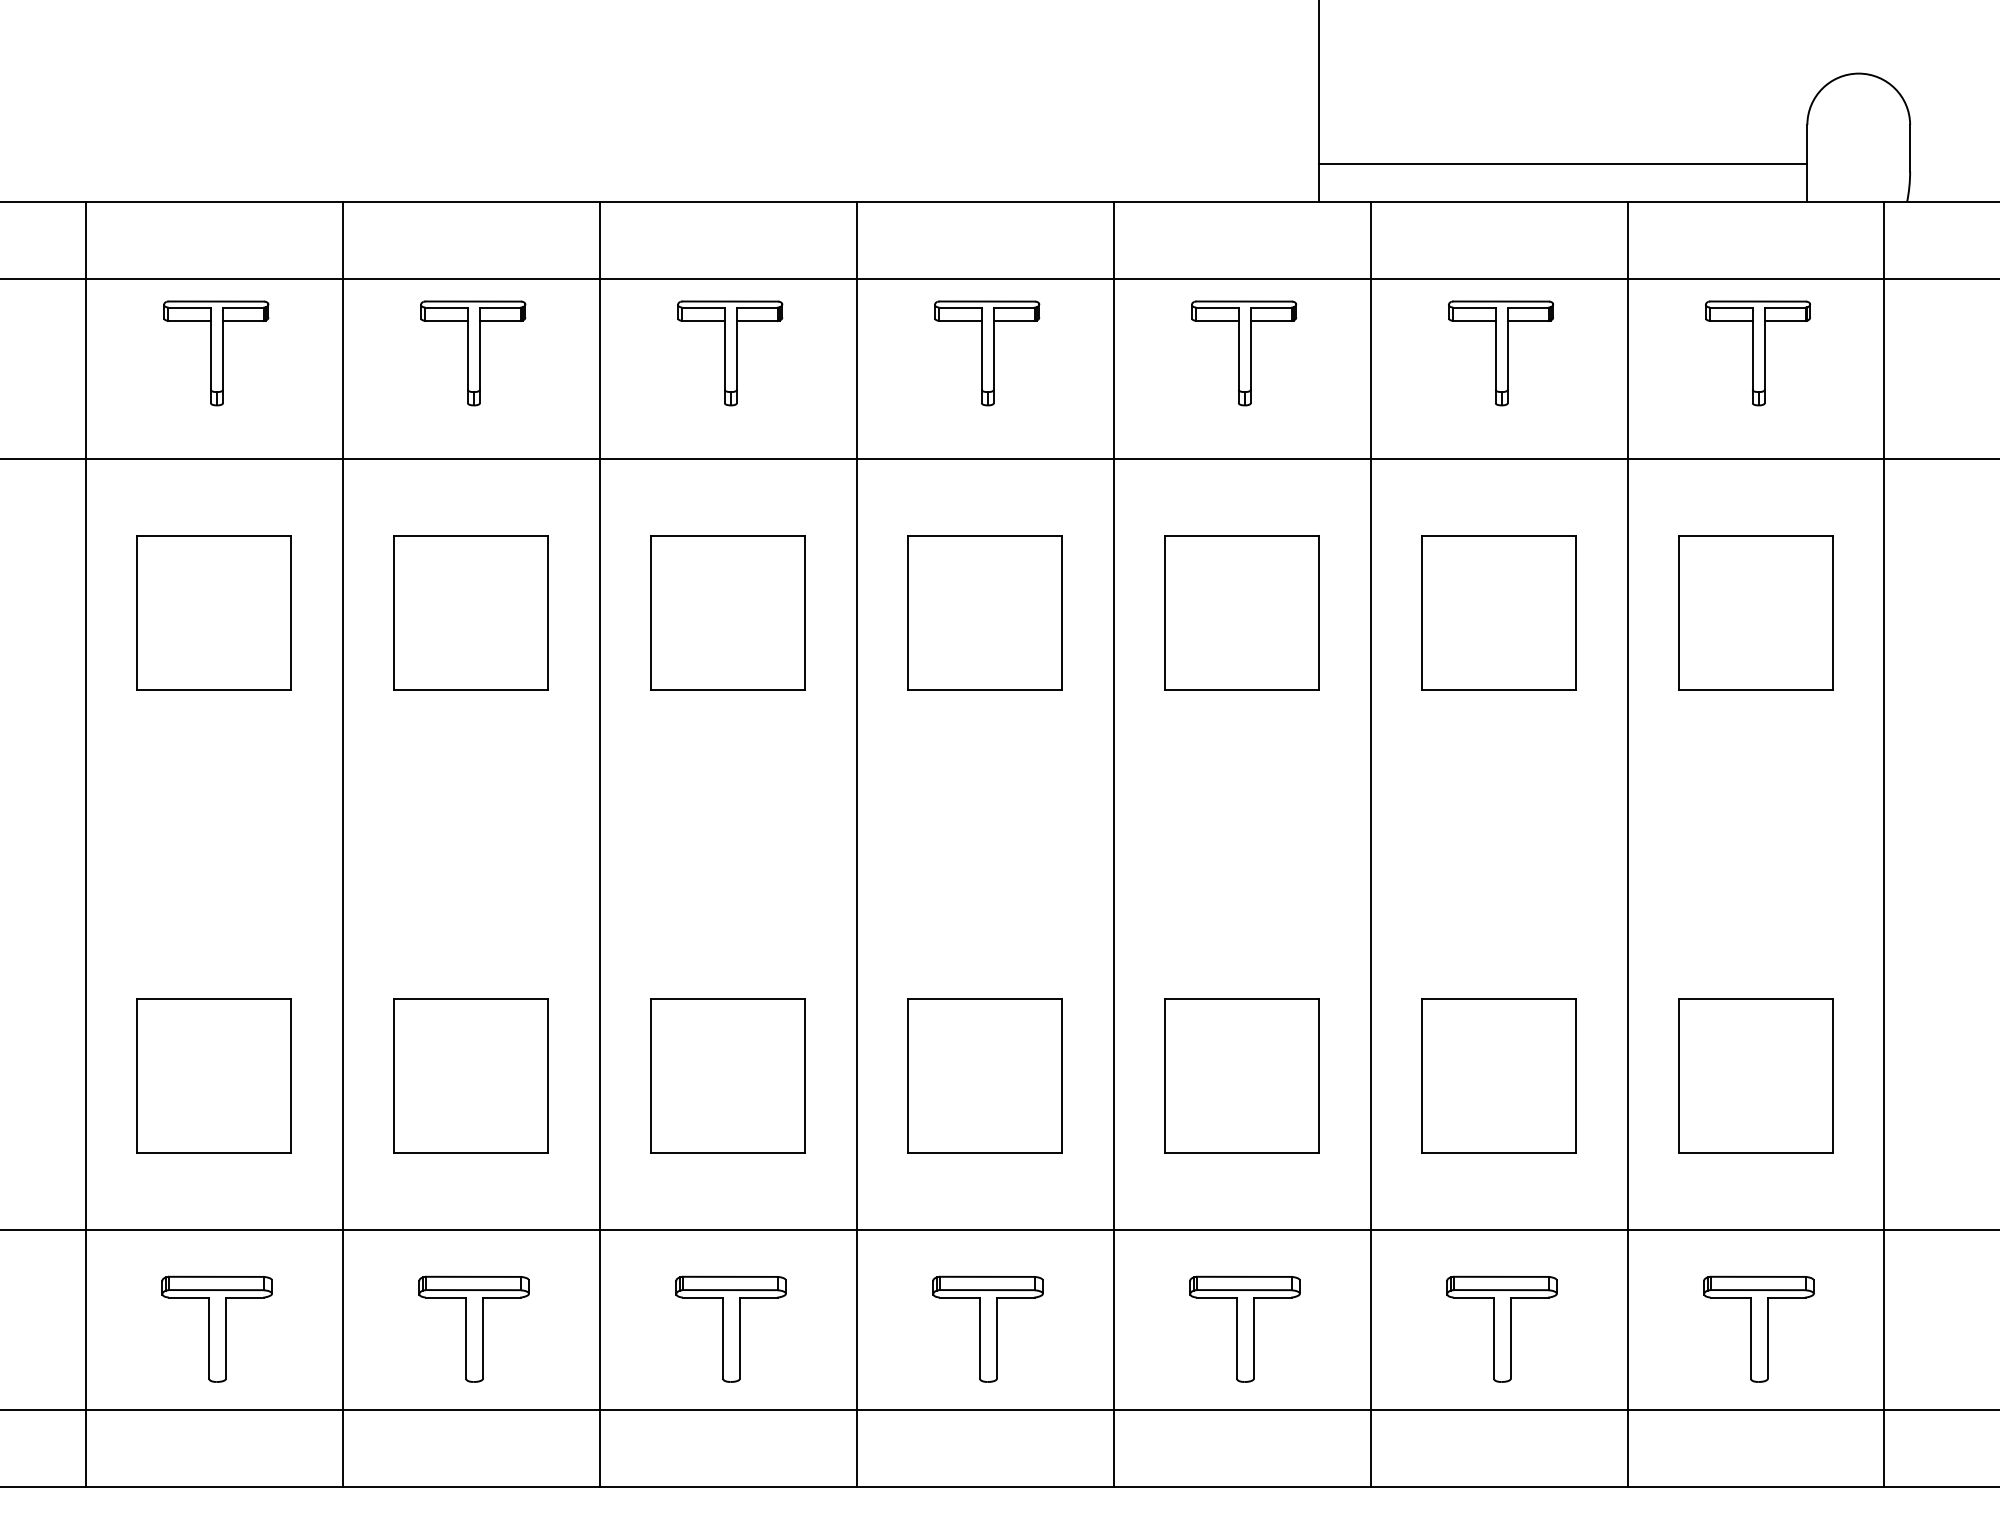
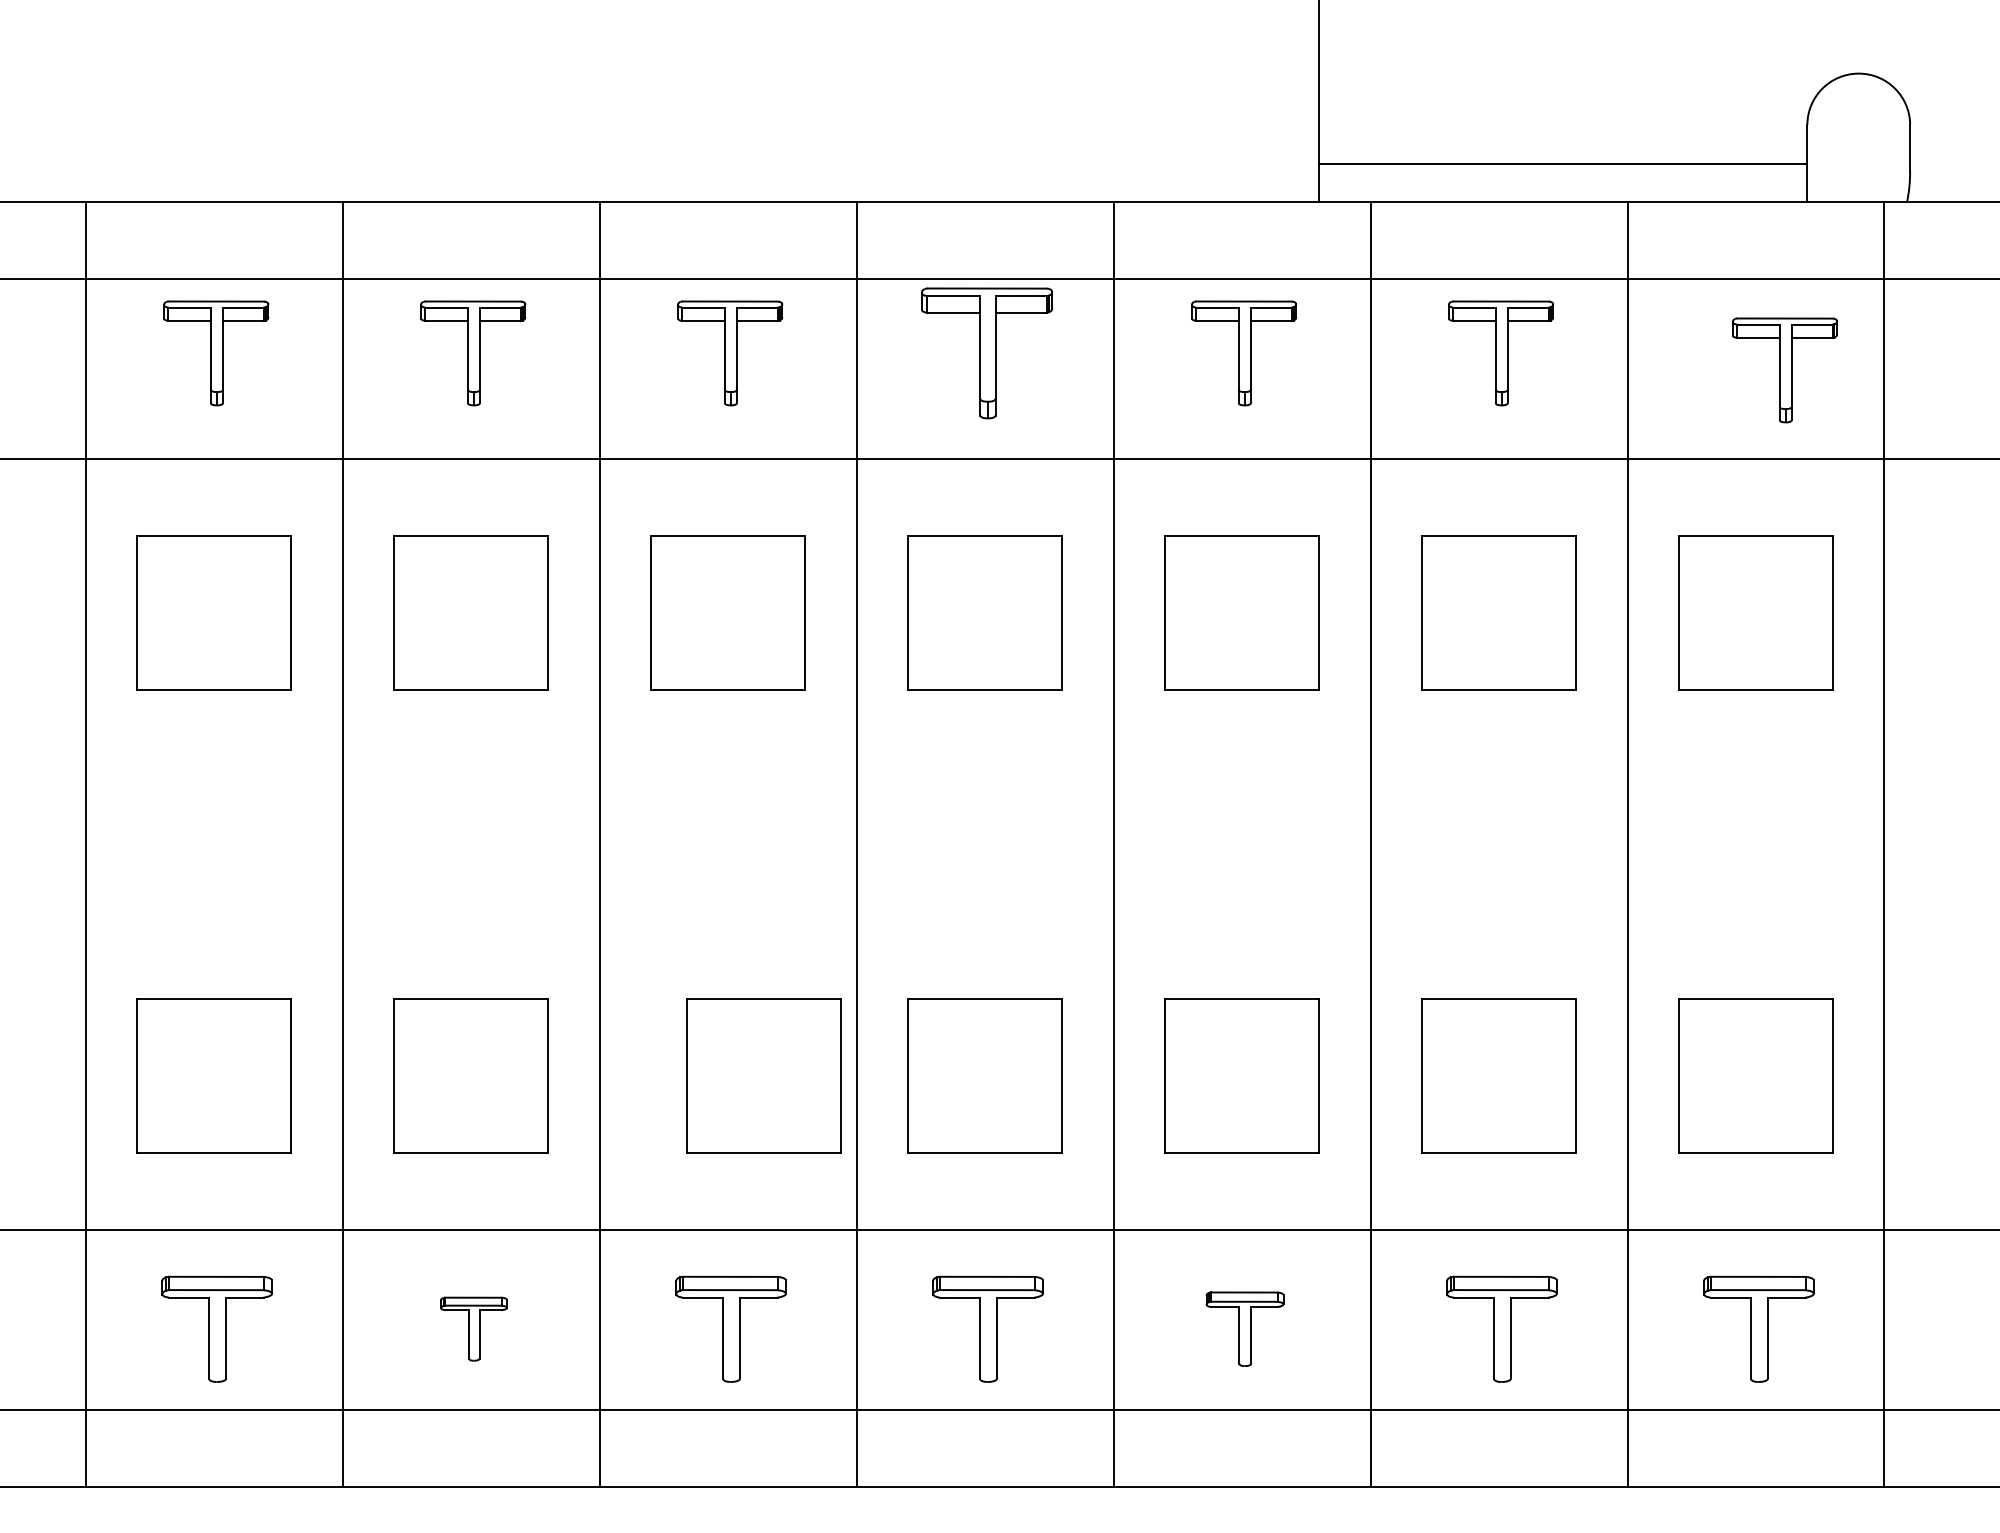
part size: 107x107 px -> 133x133 px (987, 353)
part position: (1757, 353) -> (1784, 370) (1784, 370)
part position: (727, 1075) -> (763, 1075) (763, 1075)
part size: 112x108 px -> 68x66 px (473, 1328)
part size: 112x108 px -> 80x76 px (1244, 1328)
